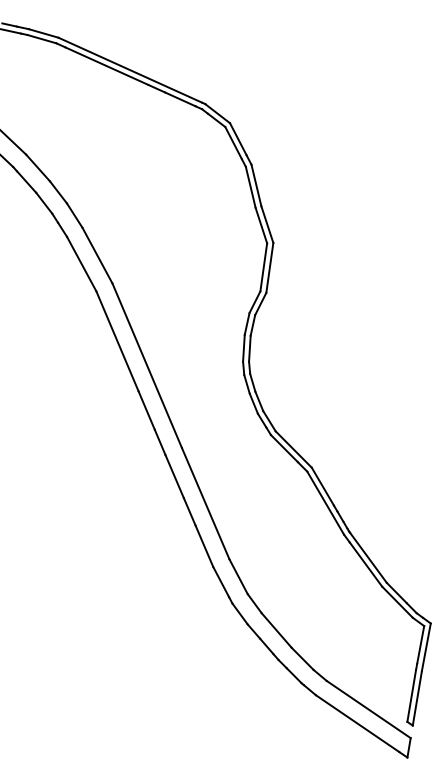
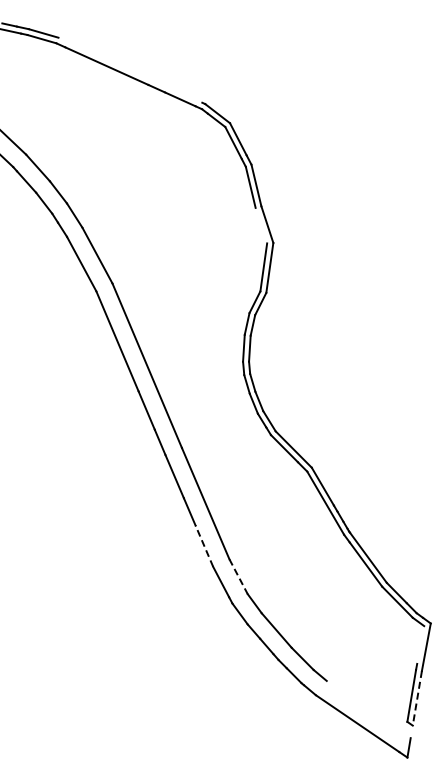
line: present -> none (130, 69)
line: present -> none (261, 225)
line: solid -> dashed (204, 546)
line: solid -> dashed (238, 576)
line: present -> none (420, 644)
line: solid -> dashed (417, 698)
line: present -> none (368, 709)
